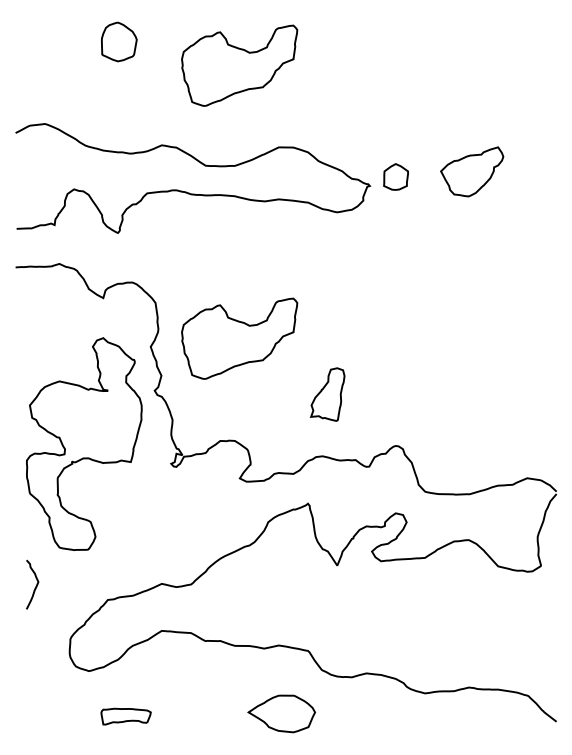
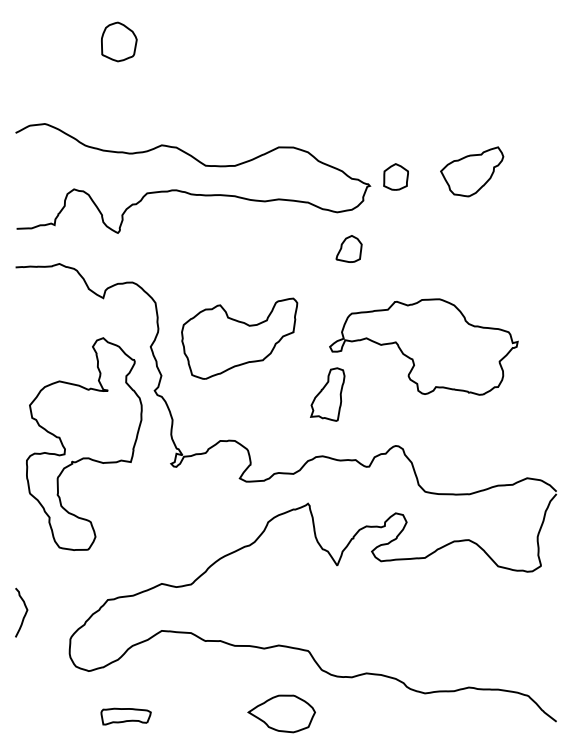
part: present -> none (239, 65)
part: none -> present (348, 248)
part: none -> present (423, 346)
curve position: (35, 586) -> (24, 614) (24, 614)
